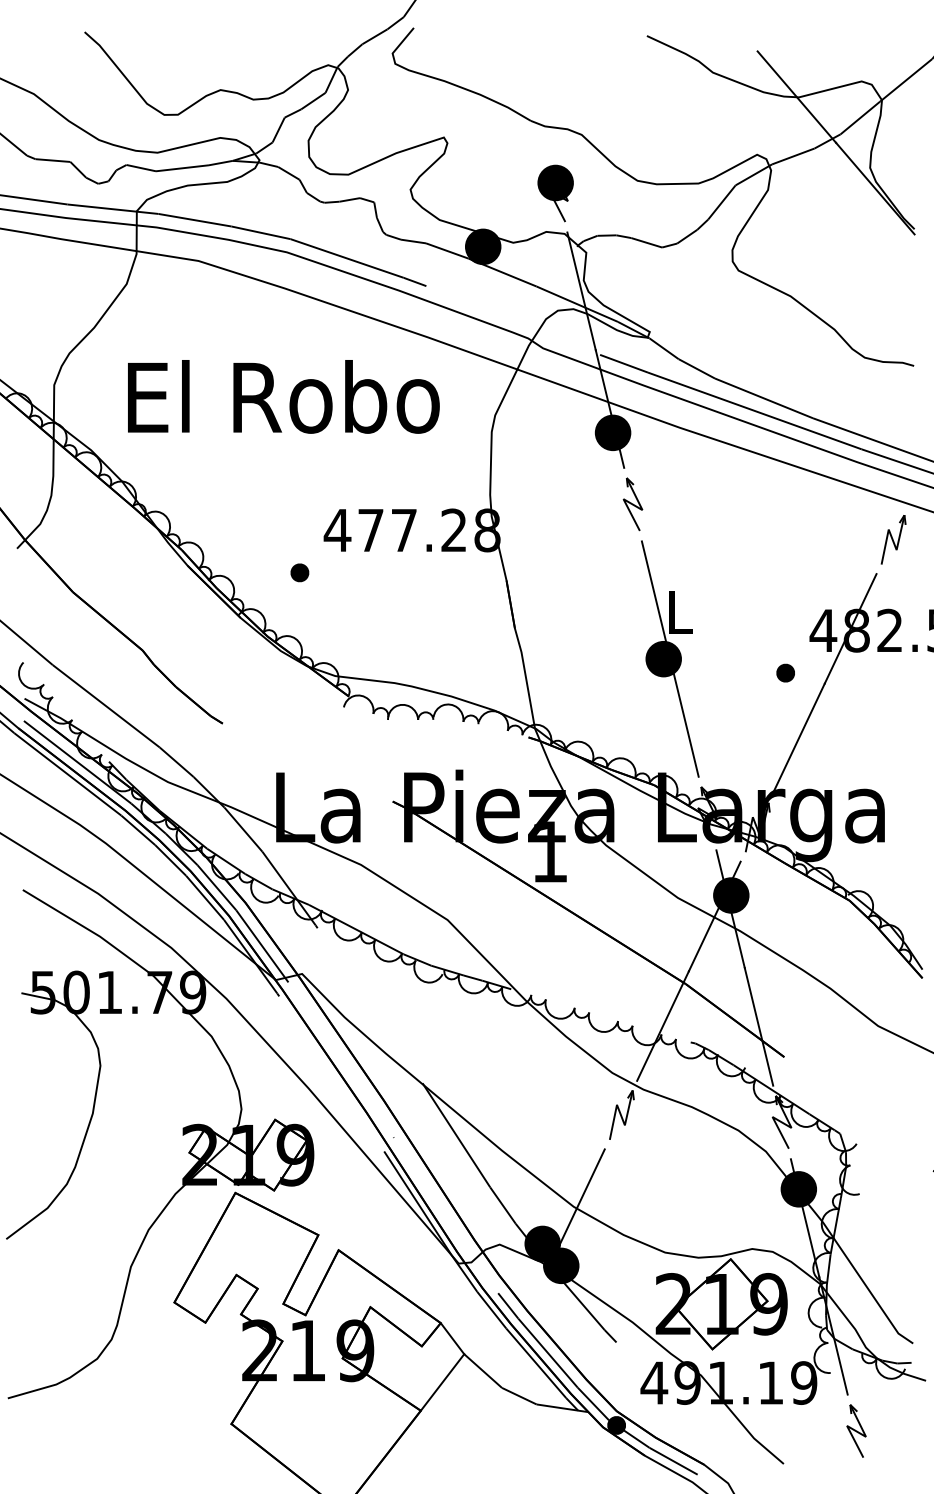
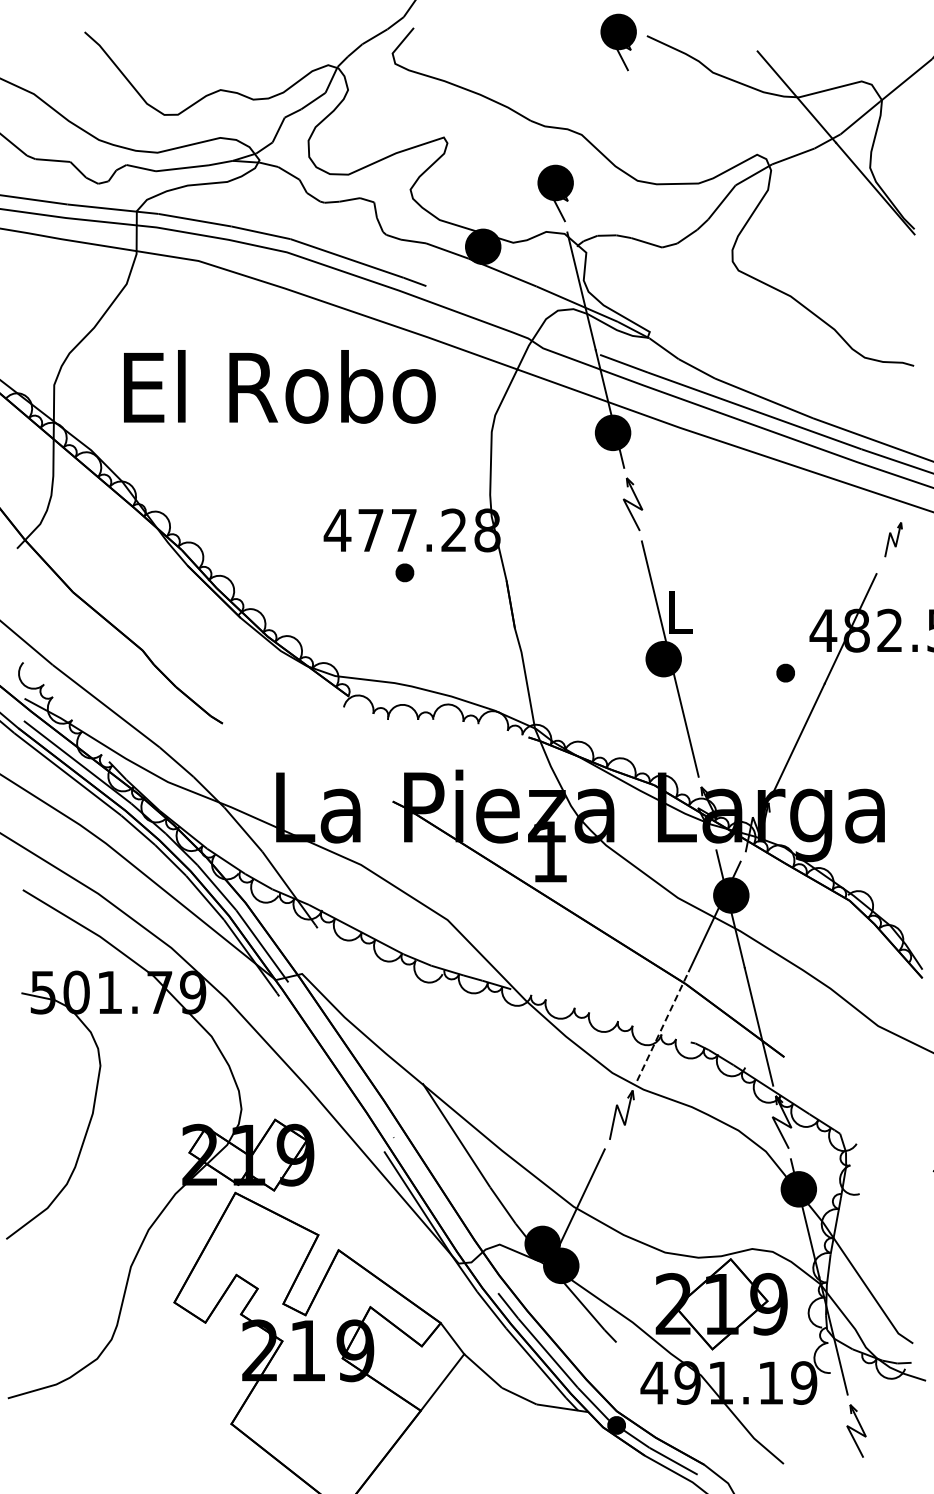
part: none -> present (618, 42)
text position: (283, 396) -> (279, 386) (279, 386)
part size: 27x50 px -> 19x36 px (893, 539)
part position: (299, 572) -> (404, 572) (404, 572)
line: solid -> dashed (663, 1026)
